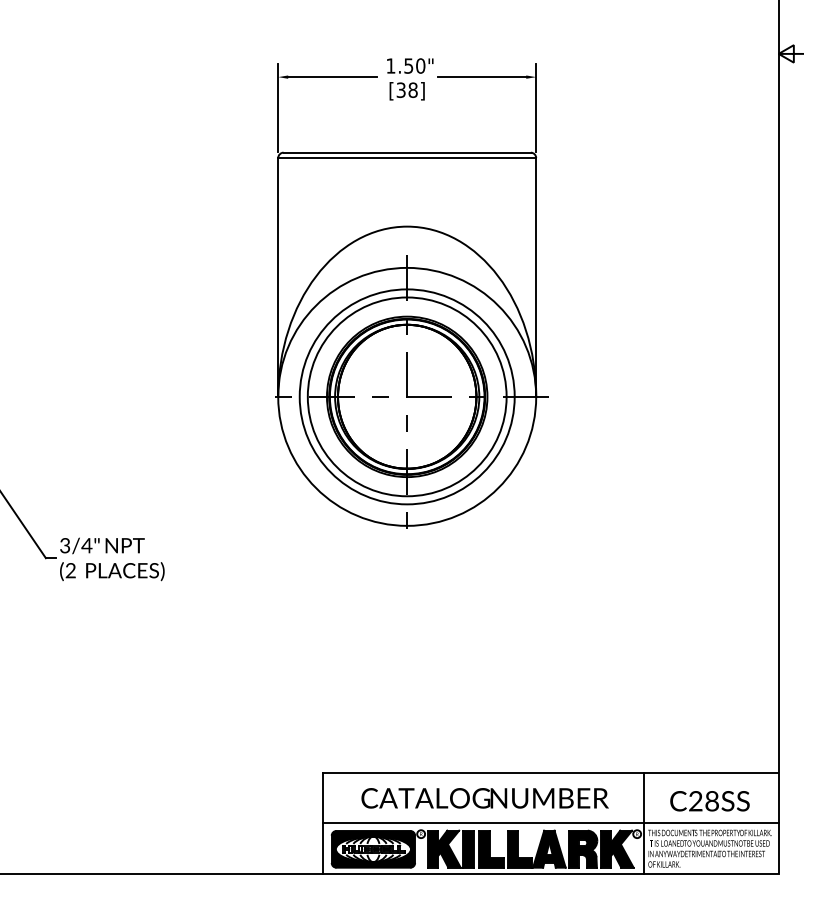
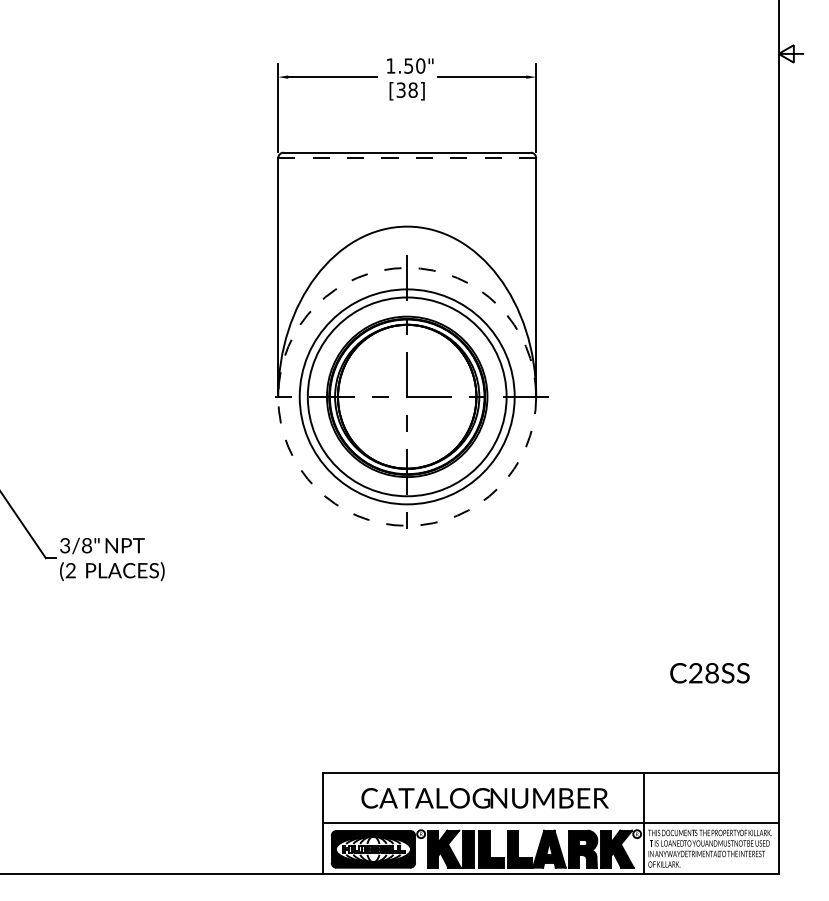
line: solid -> dashed (407, 158)
circle: solid -> dashed (407, 396)
text: 3/4" -> 3/8" (86, 545)
text position: (709, 801) -> (709, 673) (709, 673)
